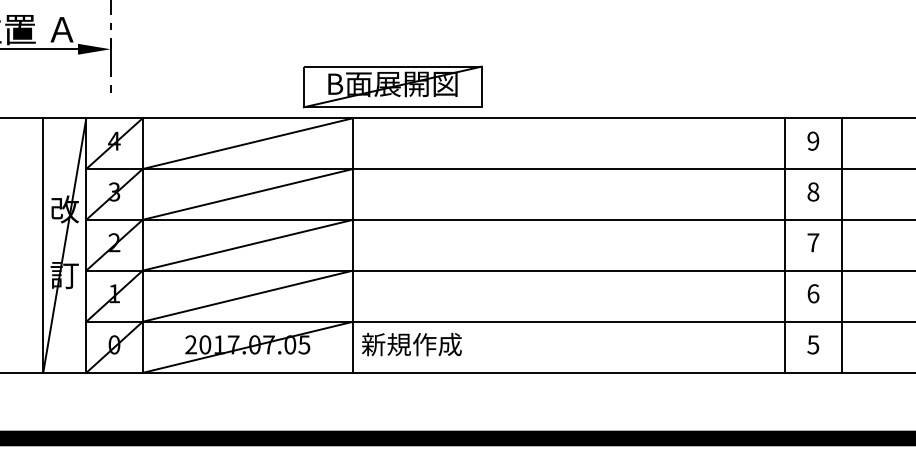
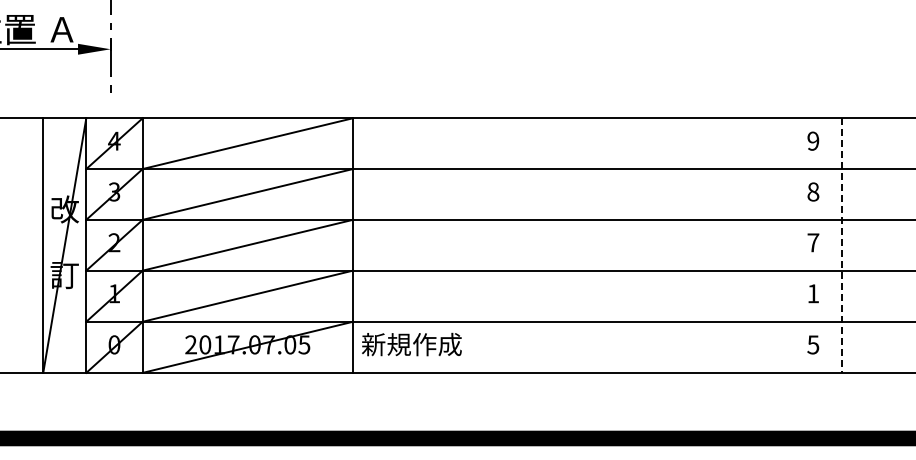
part: present -> none (392, 86)
line: present -> none (785, 245)
line: solid -> dashed (841, 246)
text: 6 -> 1 (813, 293)
